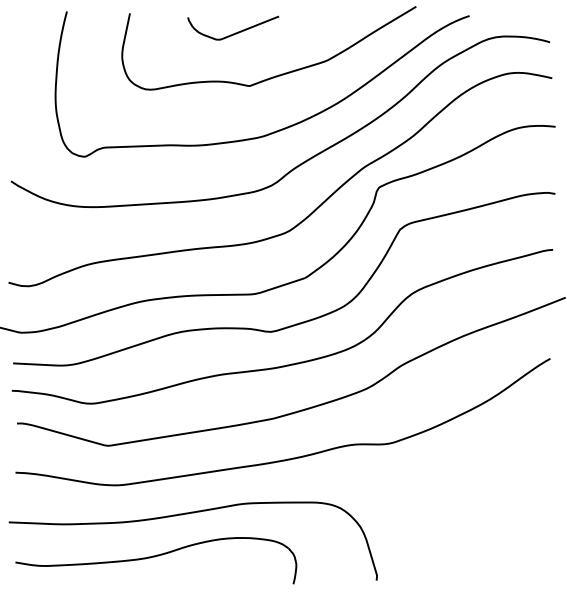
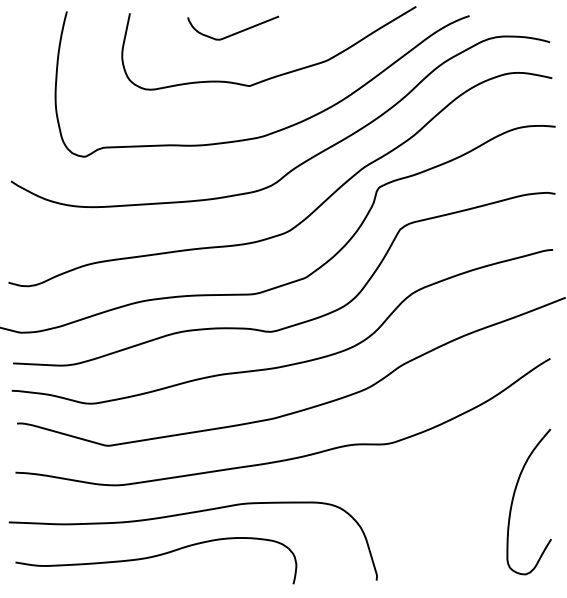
curve: none -> present (514, 497)
